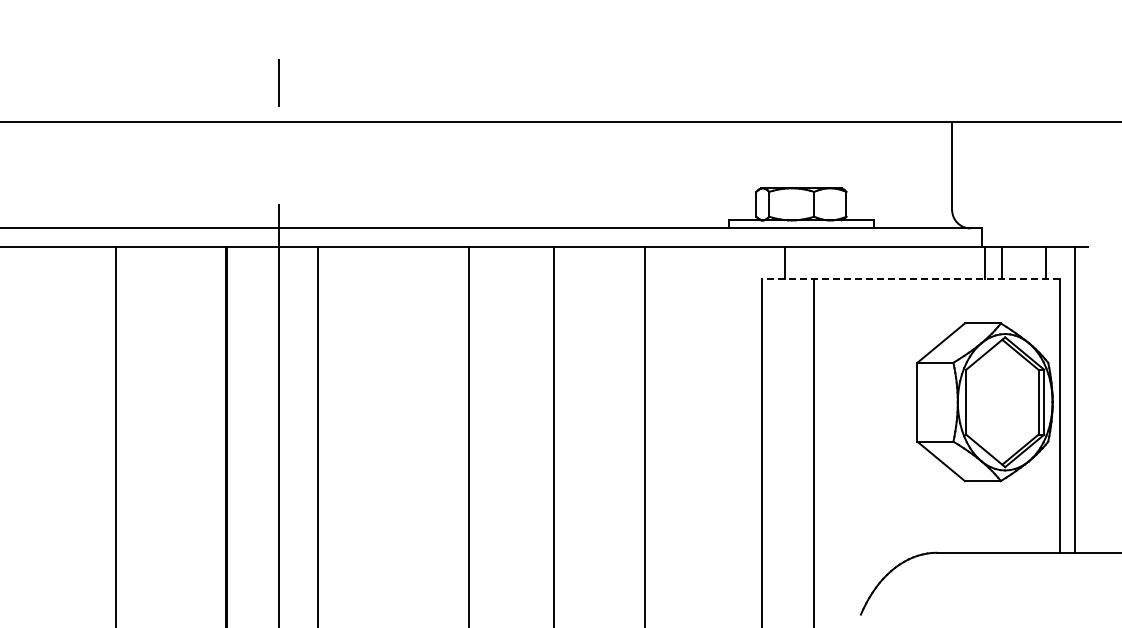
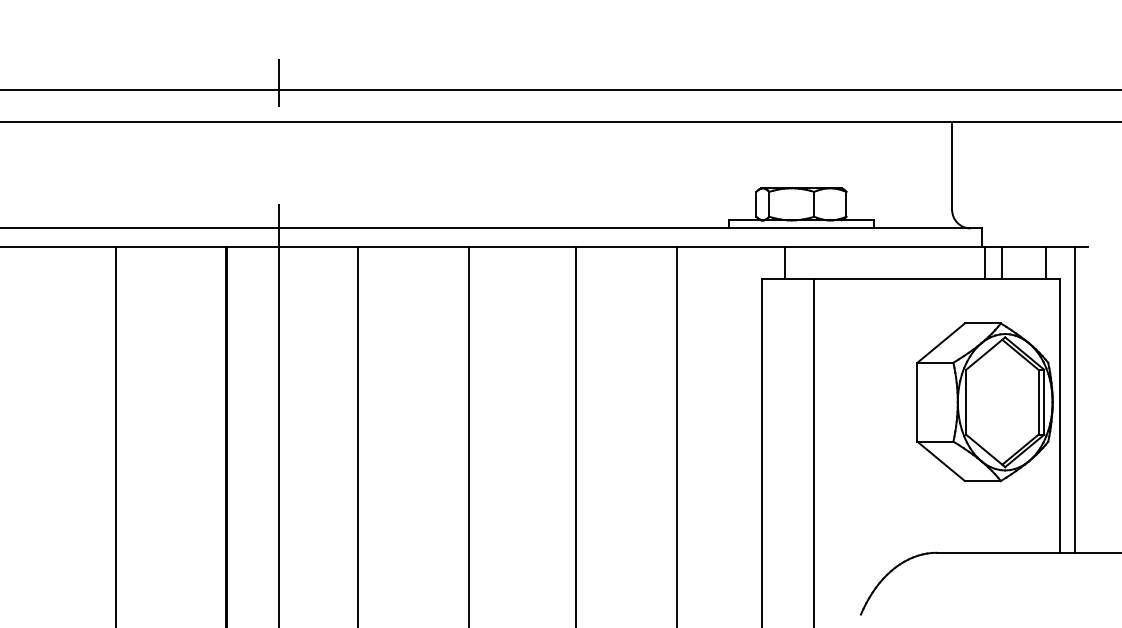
line: none -> present (560, 89)
line: dashed -> solid (910, 279)
line position: (318, 435) -> (358, 435) (358, 435)
line position: (553, 435) -> (575, 435) (575, 435)
line position: (644, 435) -> (676, 435) (676, 435)
